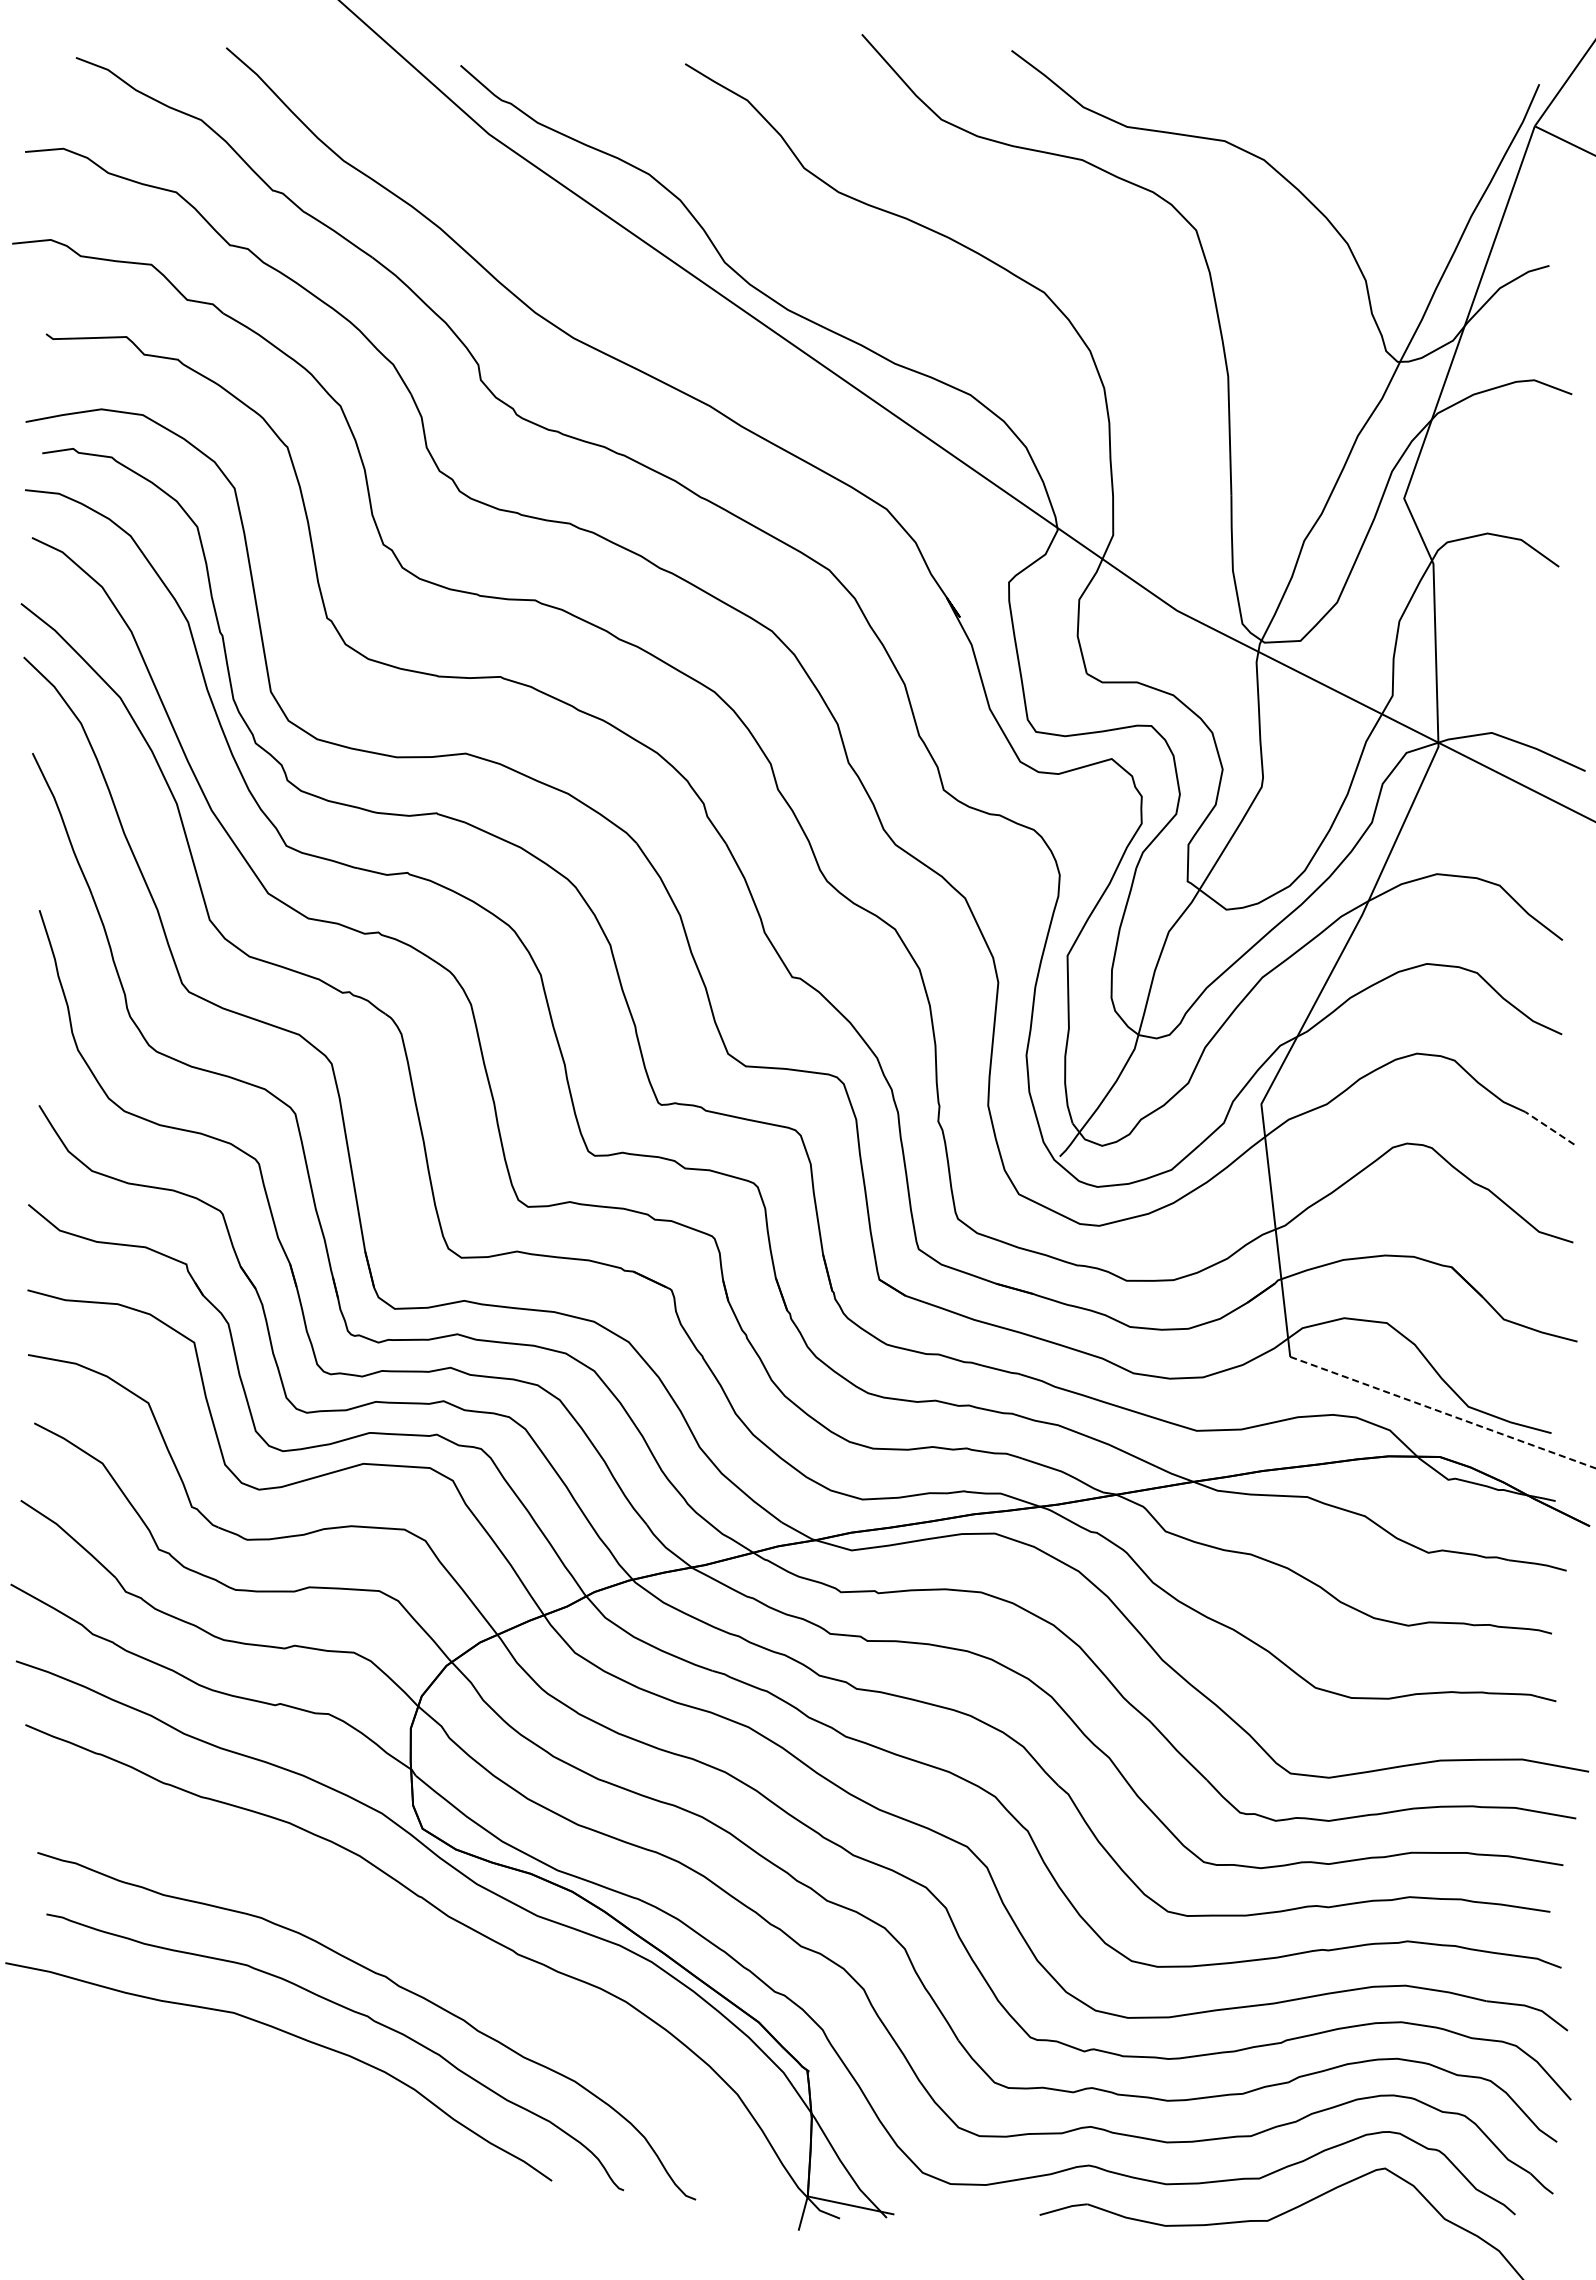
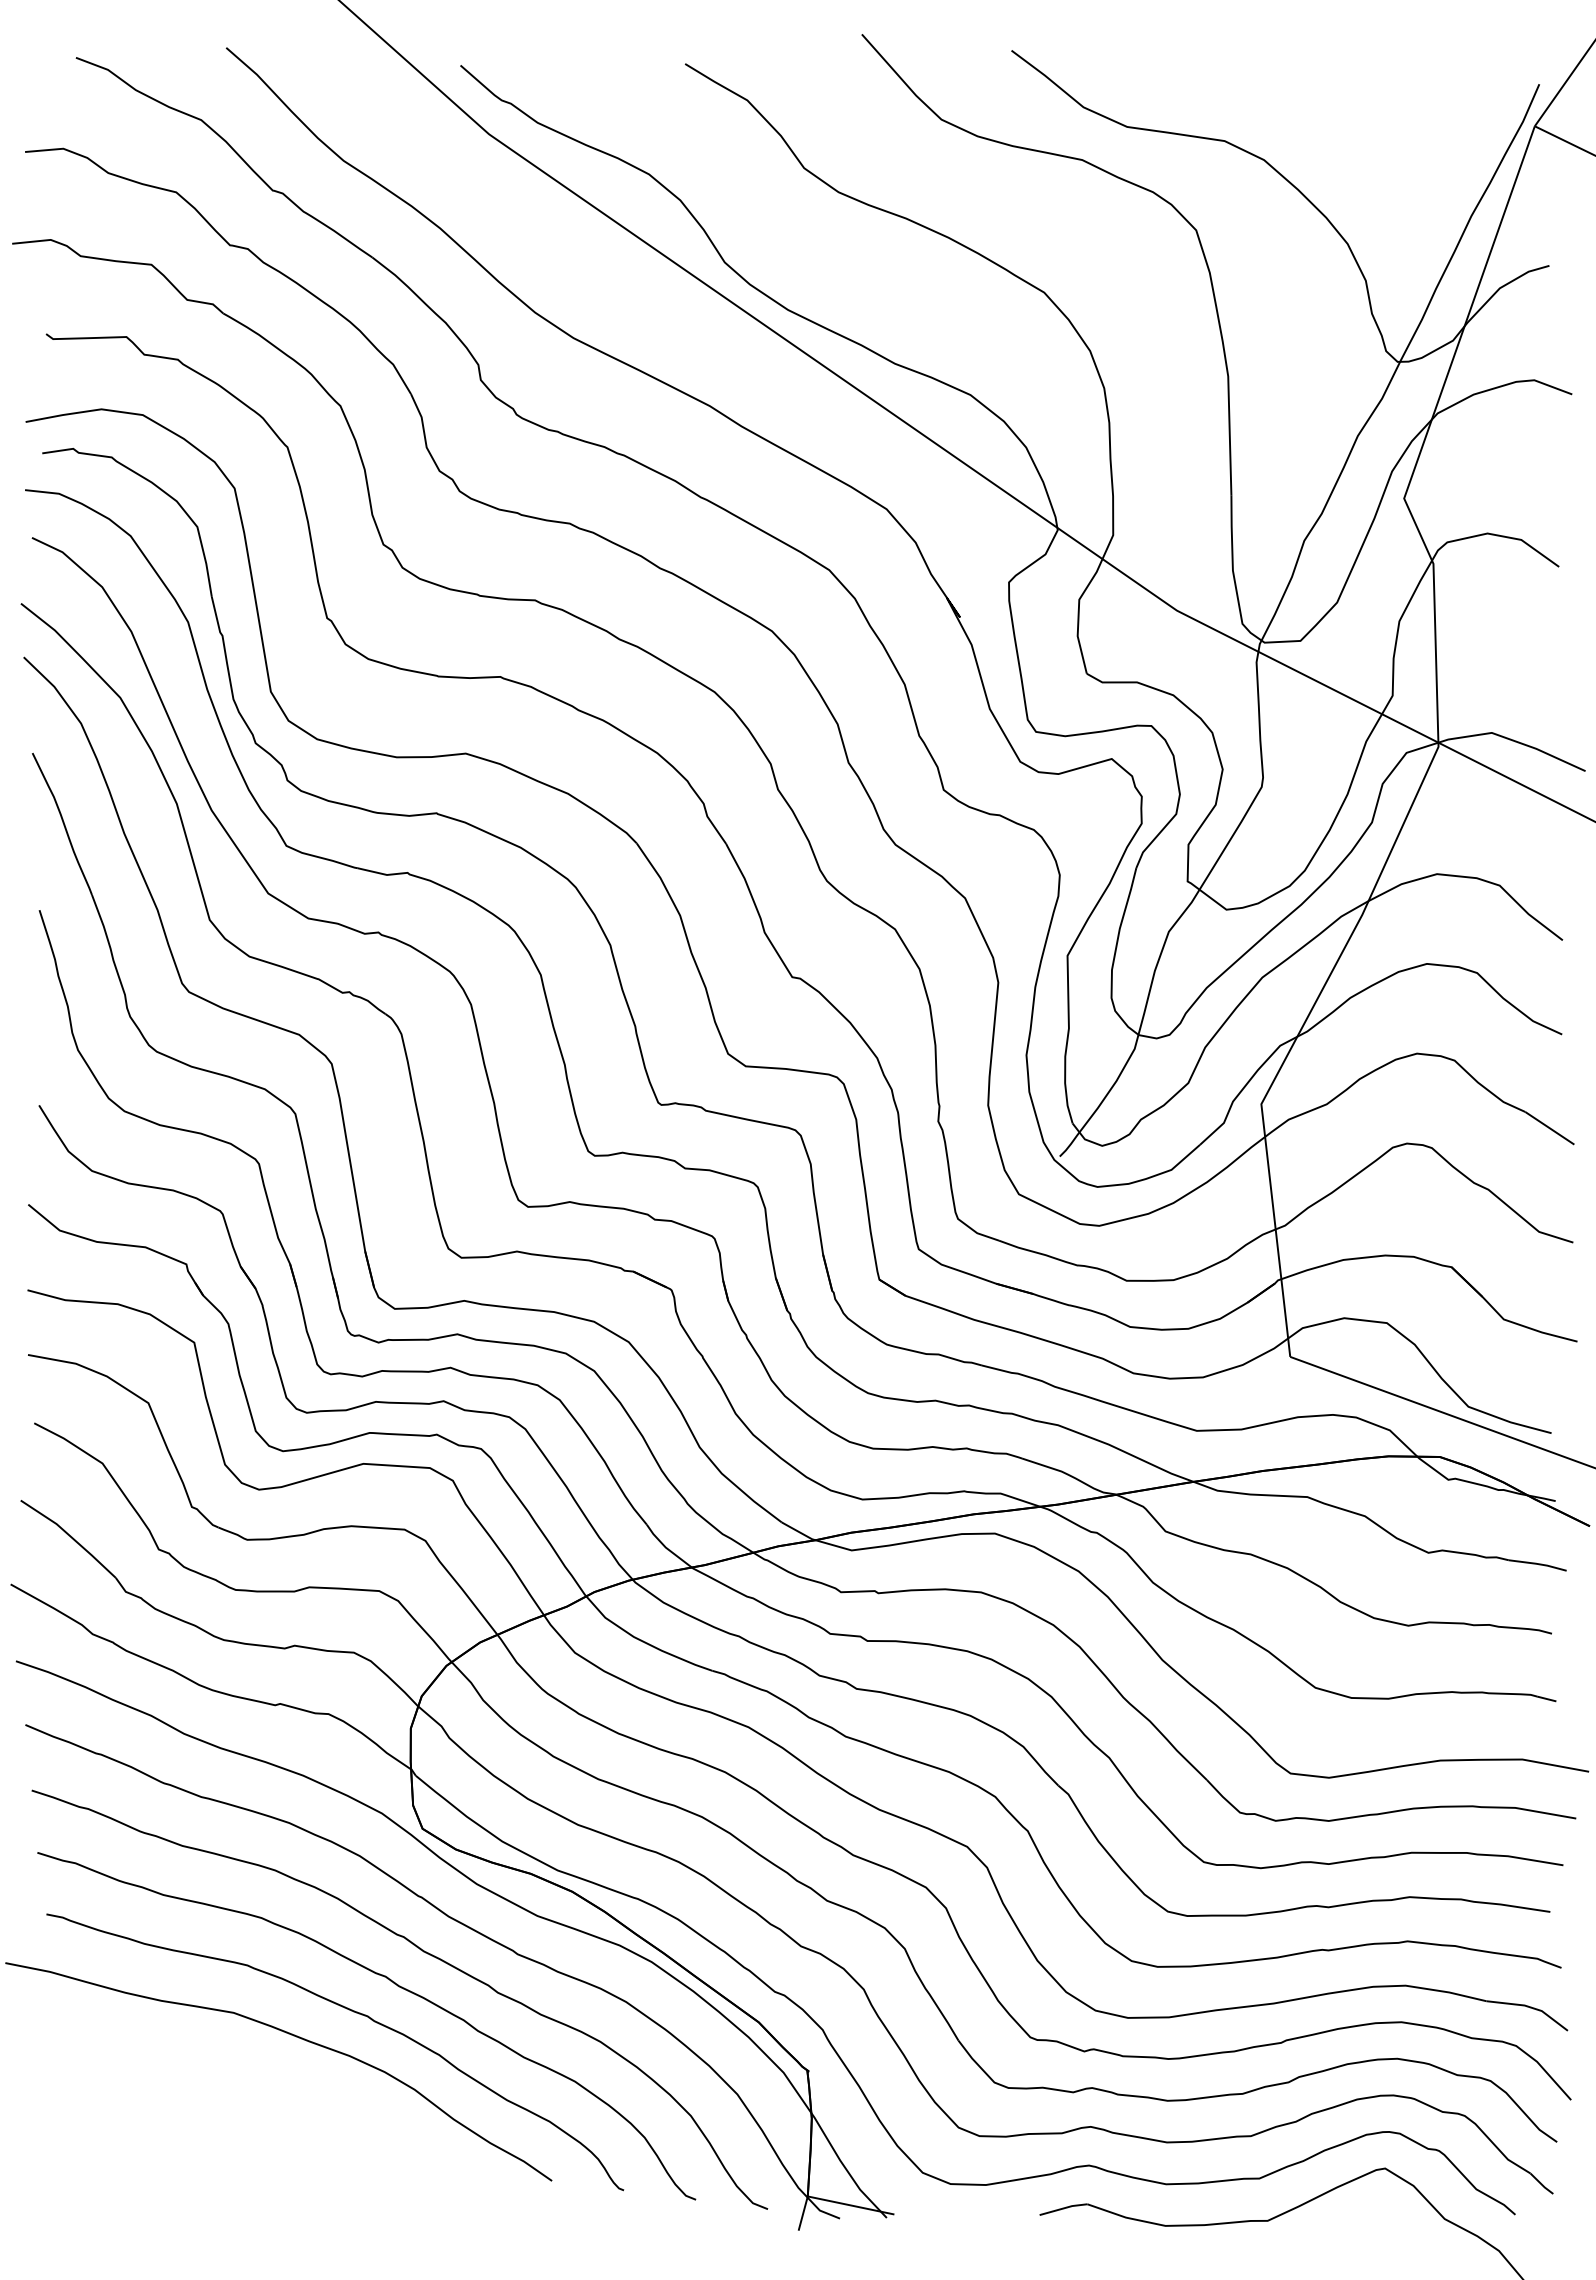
line: dashed -> solid (1549, 1128)
line: dashed -> solid (1443, 1412)
curve: none -> present (423, 1952)
